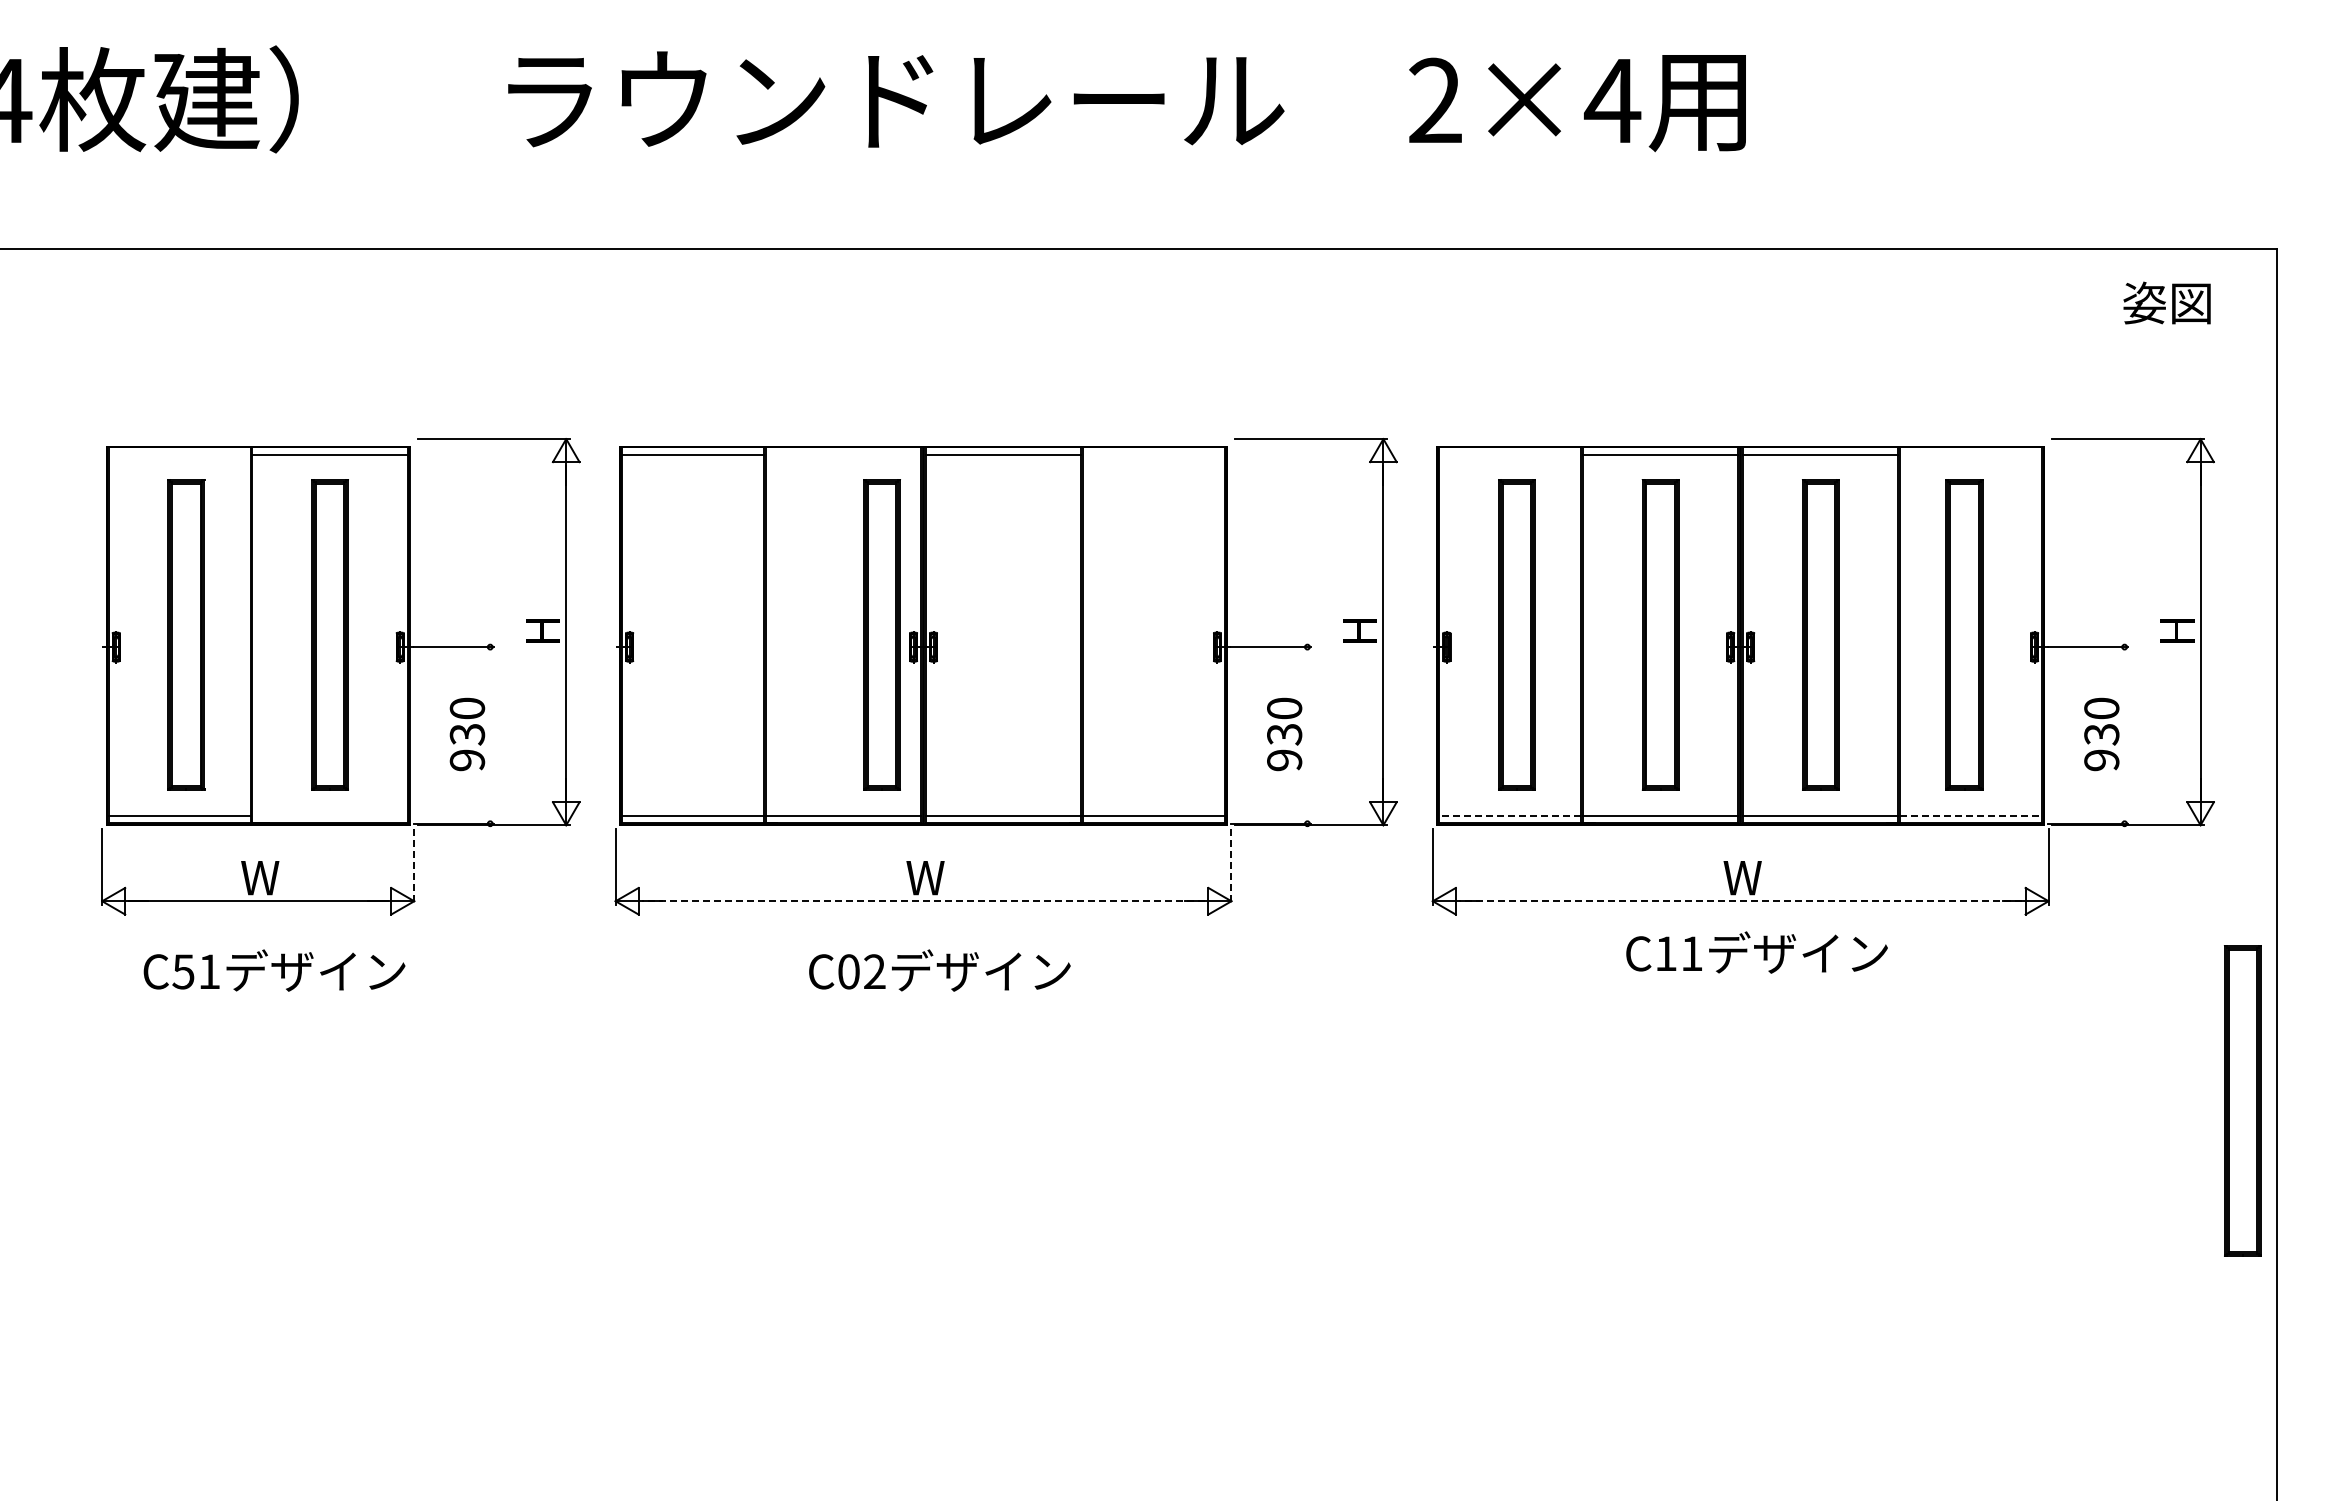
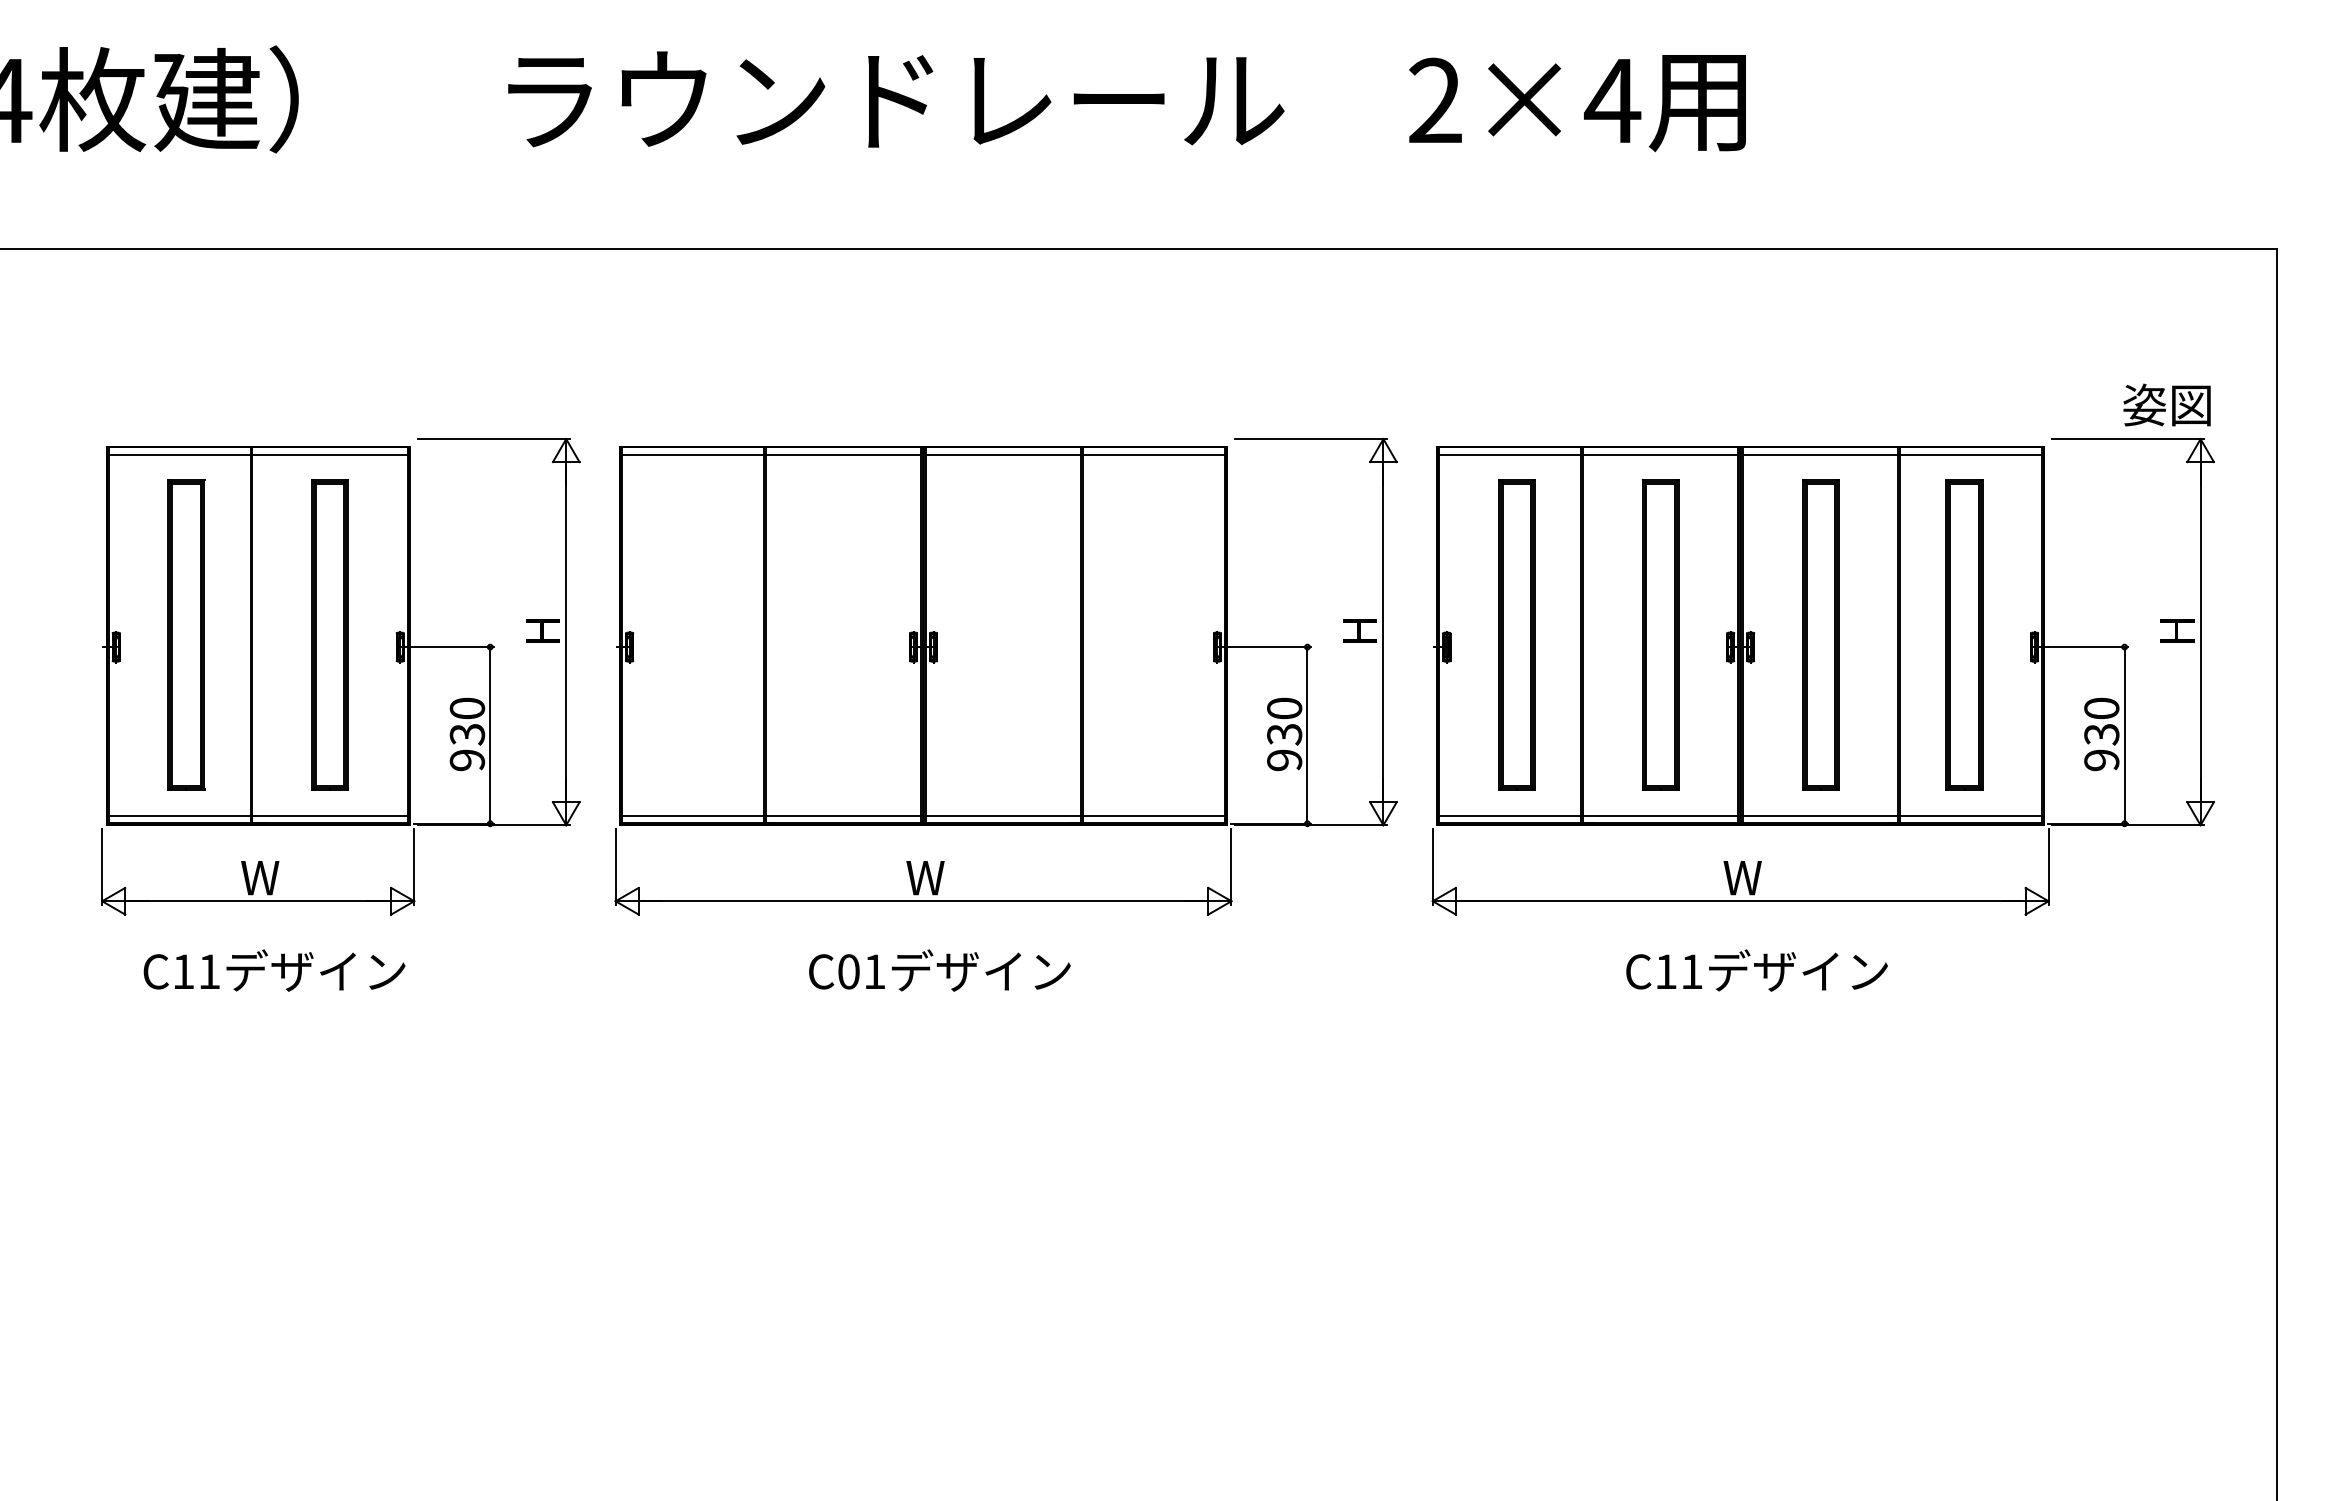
text position: (2166, 302) -> (2166, 404) (2166, 404)
line: none -> present (179, 454)
line: none -> present (843, 454)
line: none -> present (1154, 454)
line: none -> present (1510, 454)
line: none -> present (1971, 454)
part: present -> none (881, 634)
line: none -> present (490, 735)
line: none -> present (1307, 735)
line: none -> present (2124, 735)
line: none -> present (329, 816)
line: dashed -> solid (1510, 816)
line: dashed -> solid (1971, 816)
line: dashed -> solid (414, 867)
line: dashed -> solid (1231, 867)
line: dashed -> solid (923, 901)
line: dashed -> solid (1740, 901)
text position: (1756, 952) -> (1756, 970) (1756, 970)
text: C51 -> C11 (183, 971)
text: C02 -> C01 (874, 971)
part: present -> none (2242, 1100)
